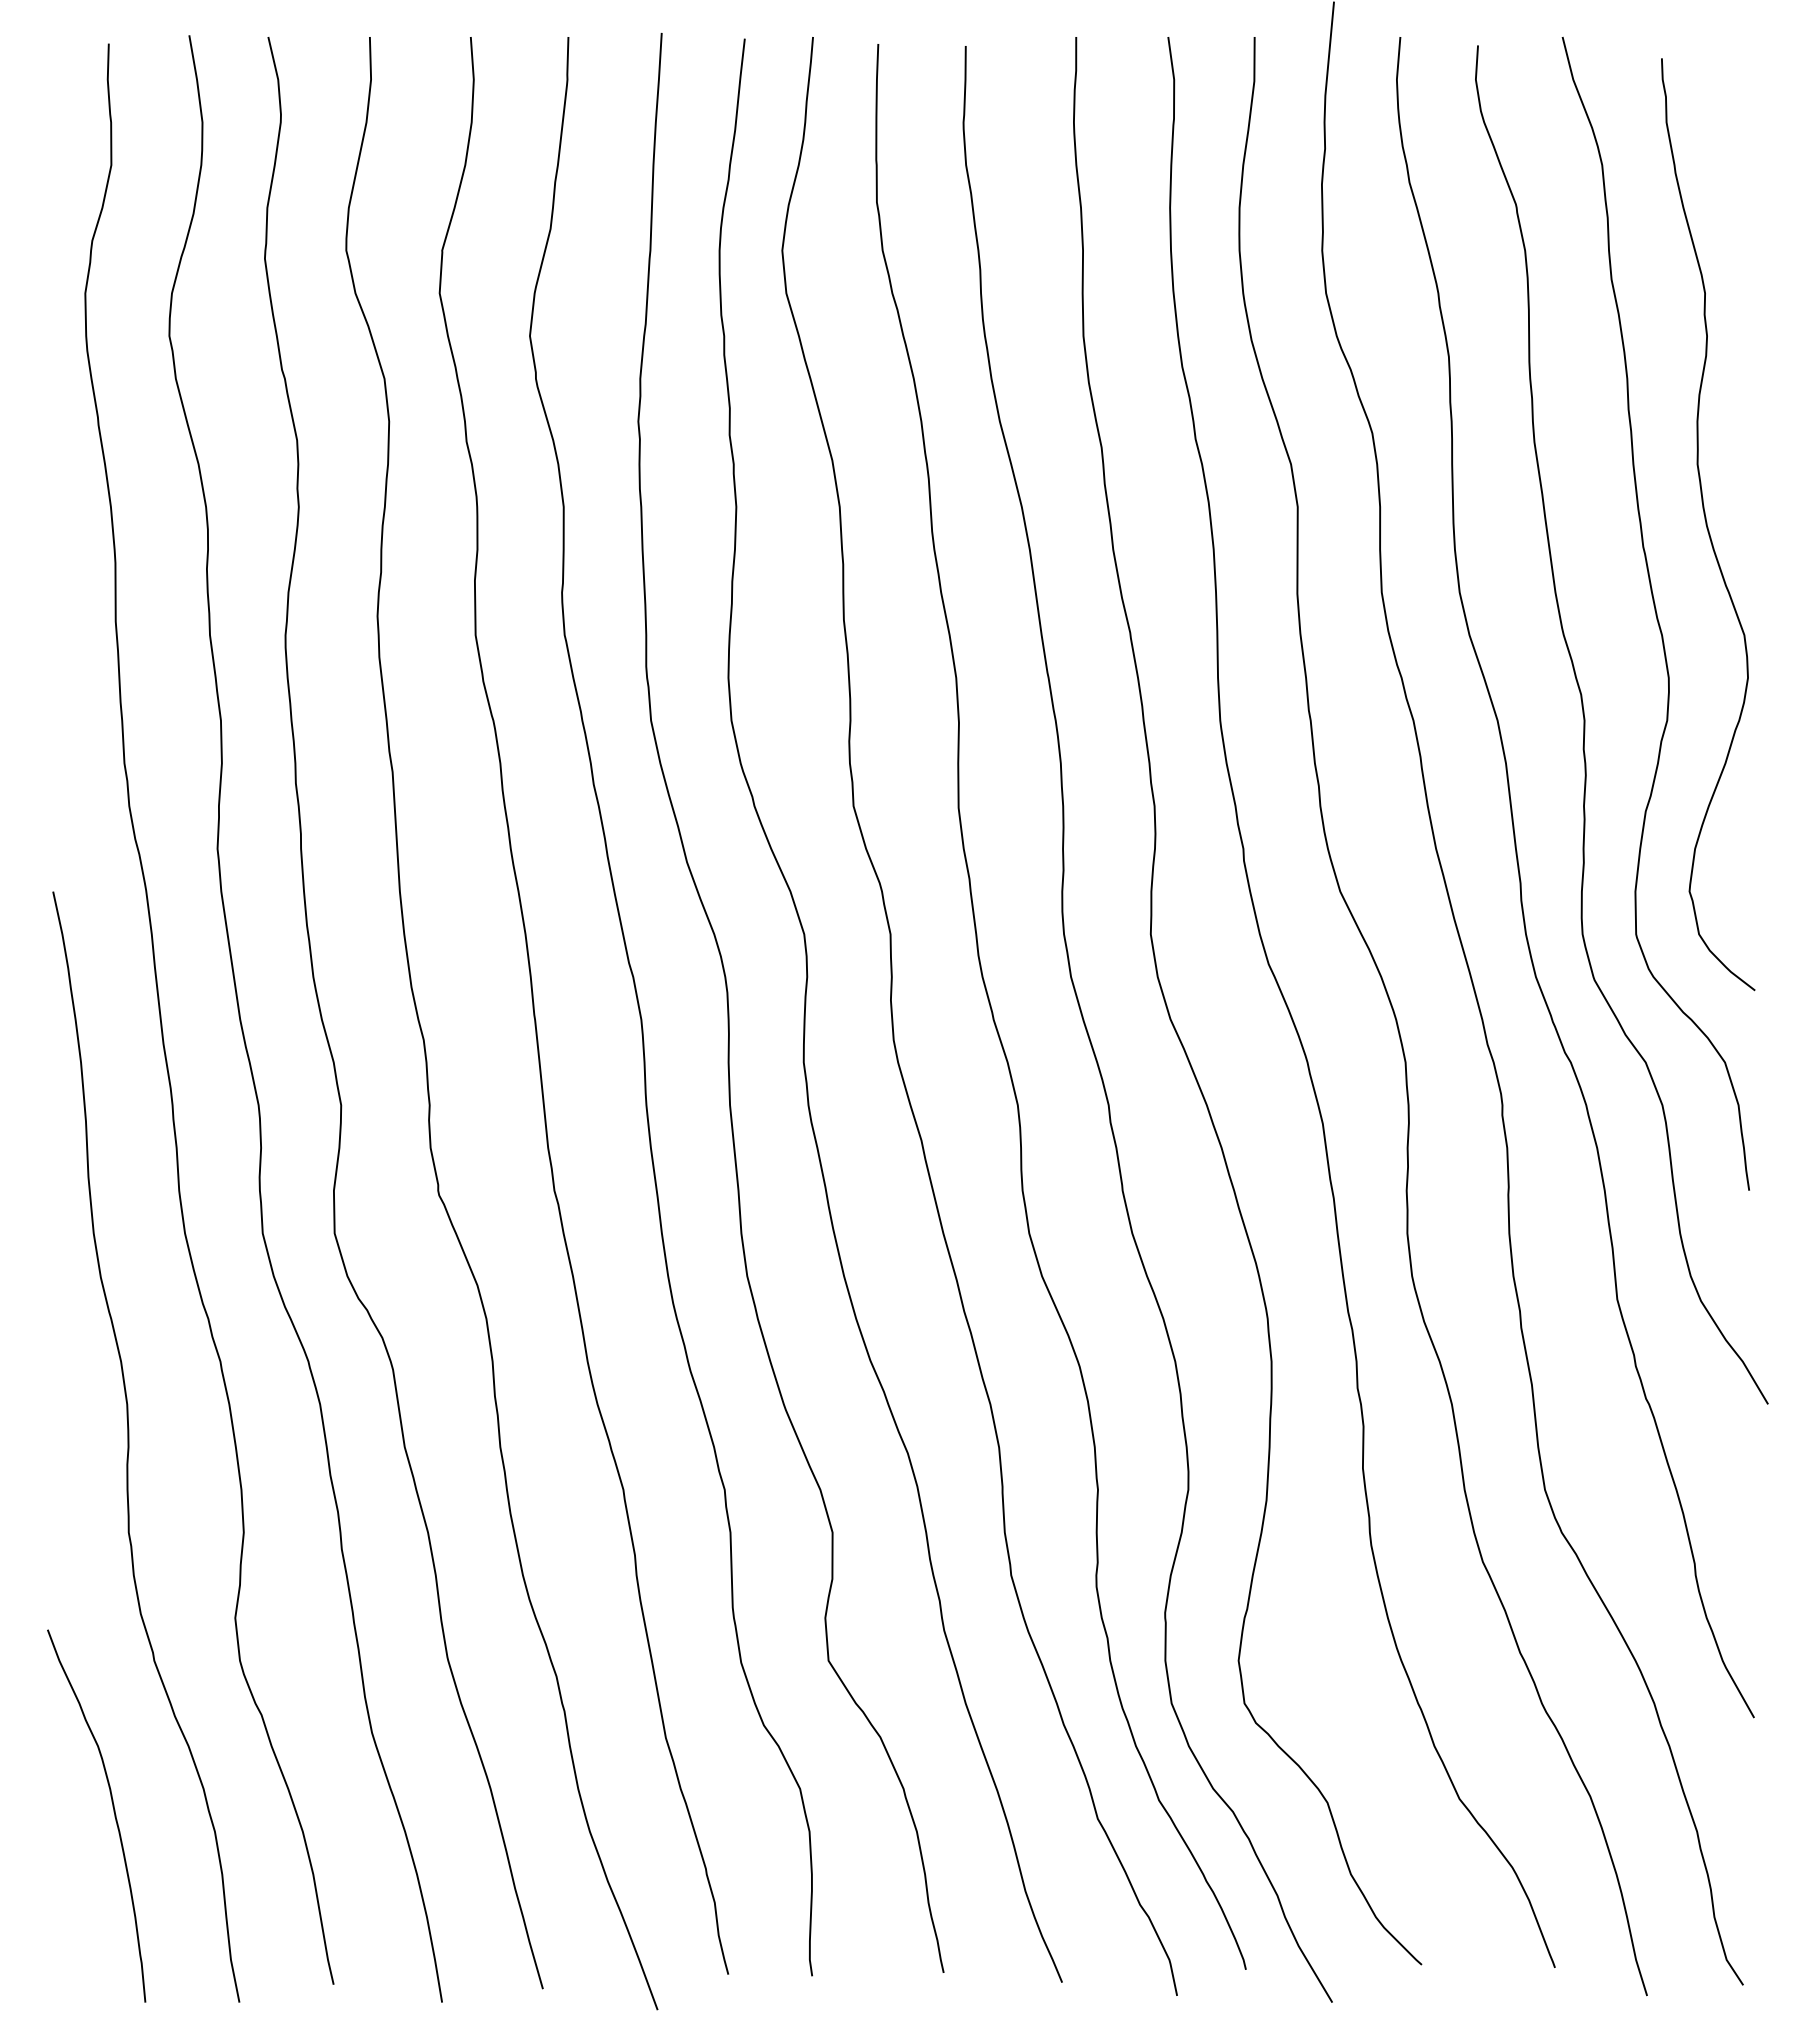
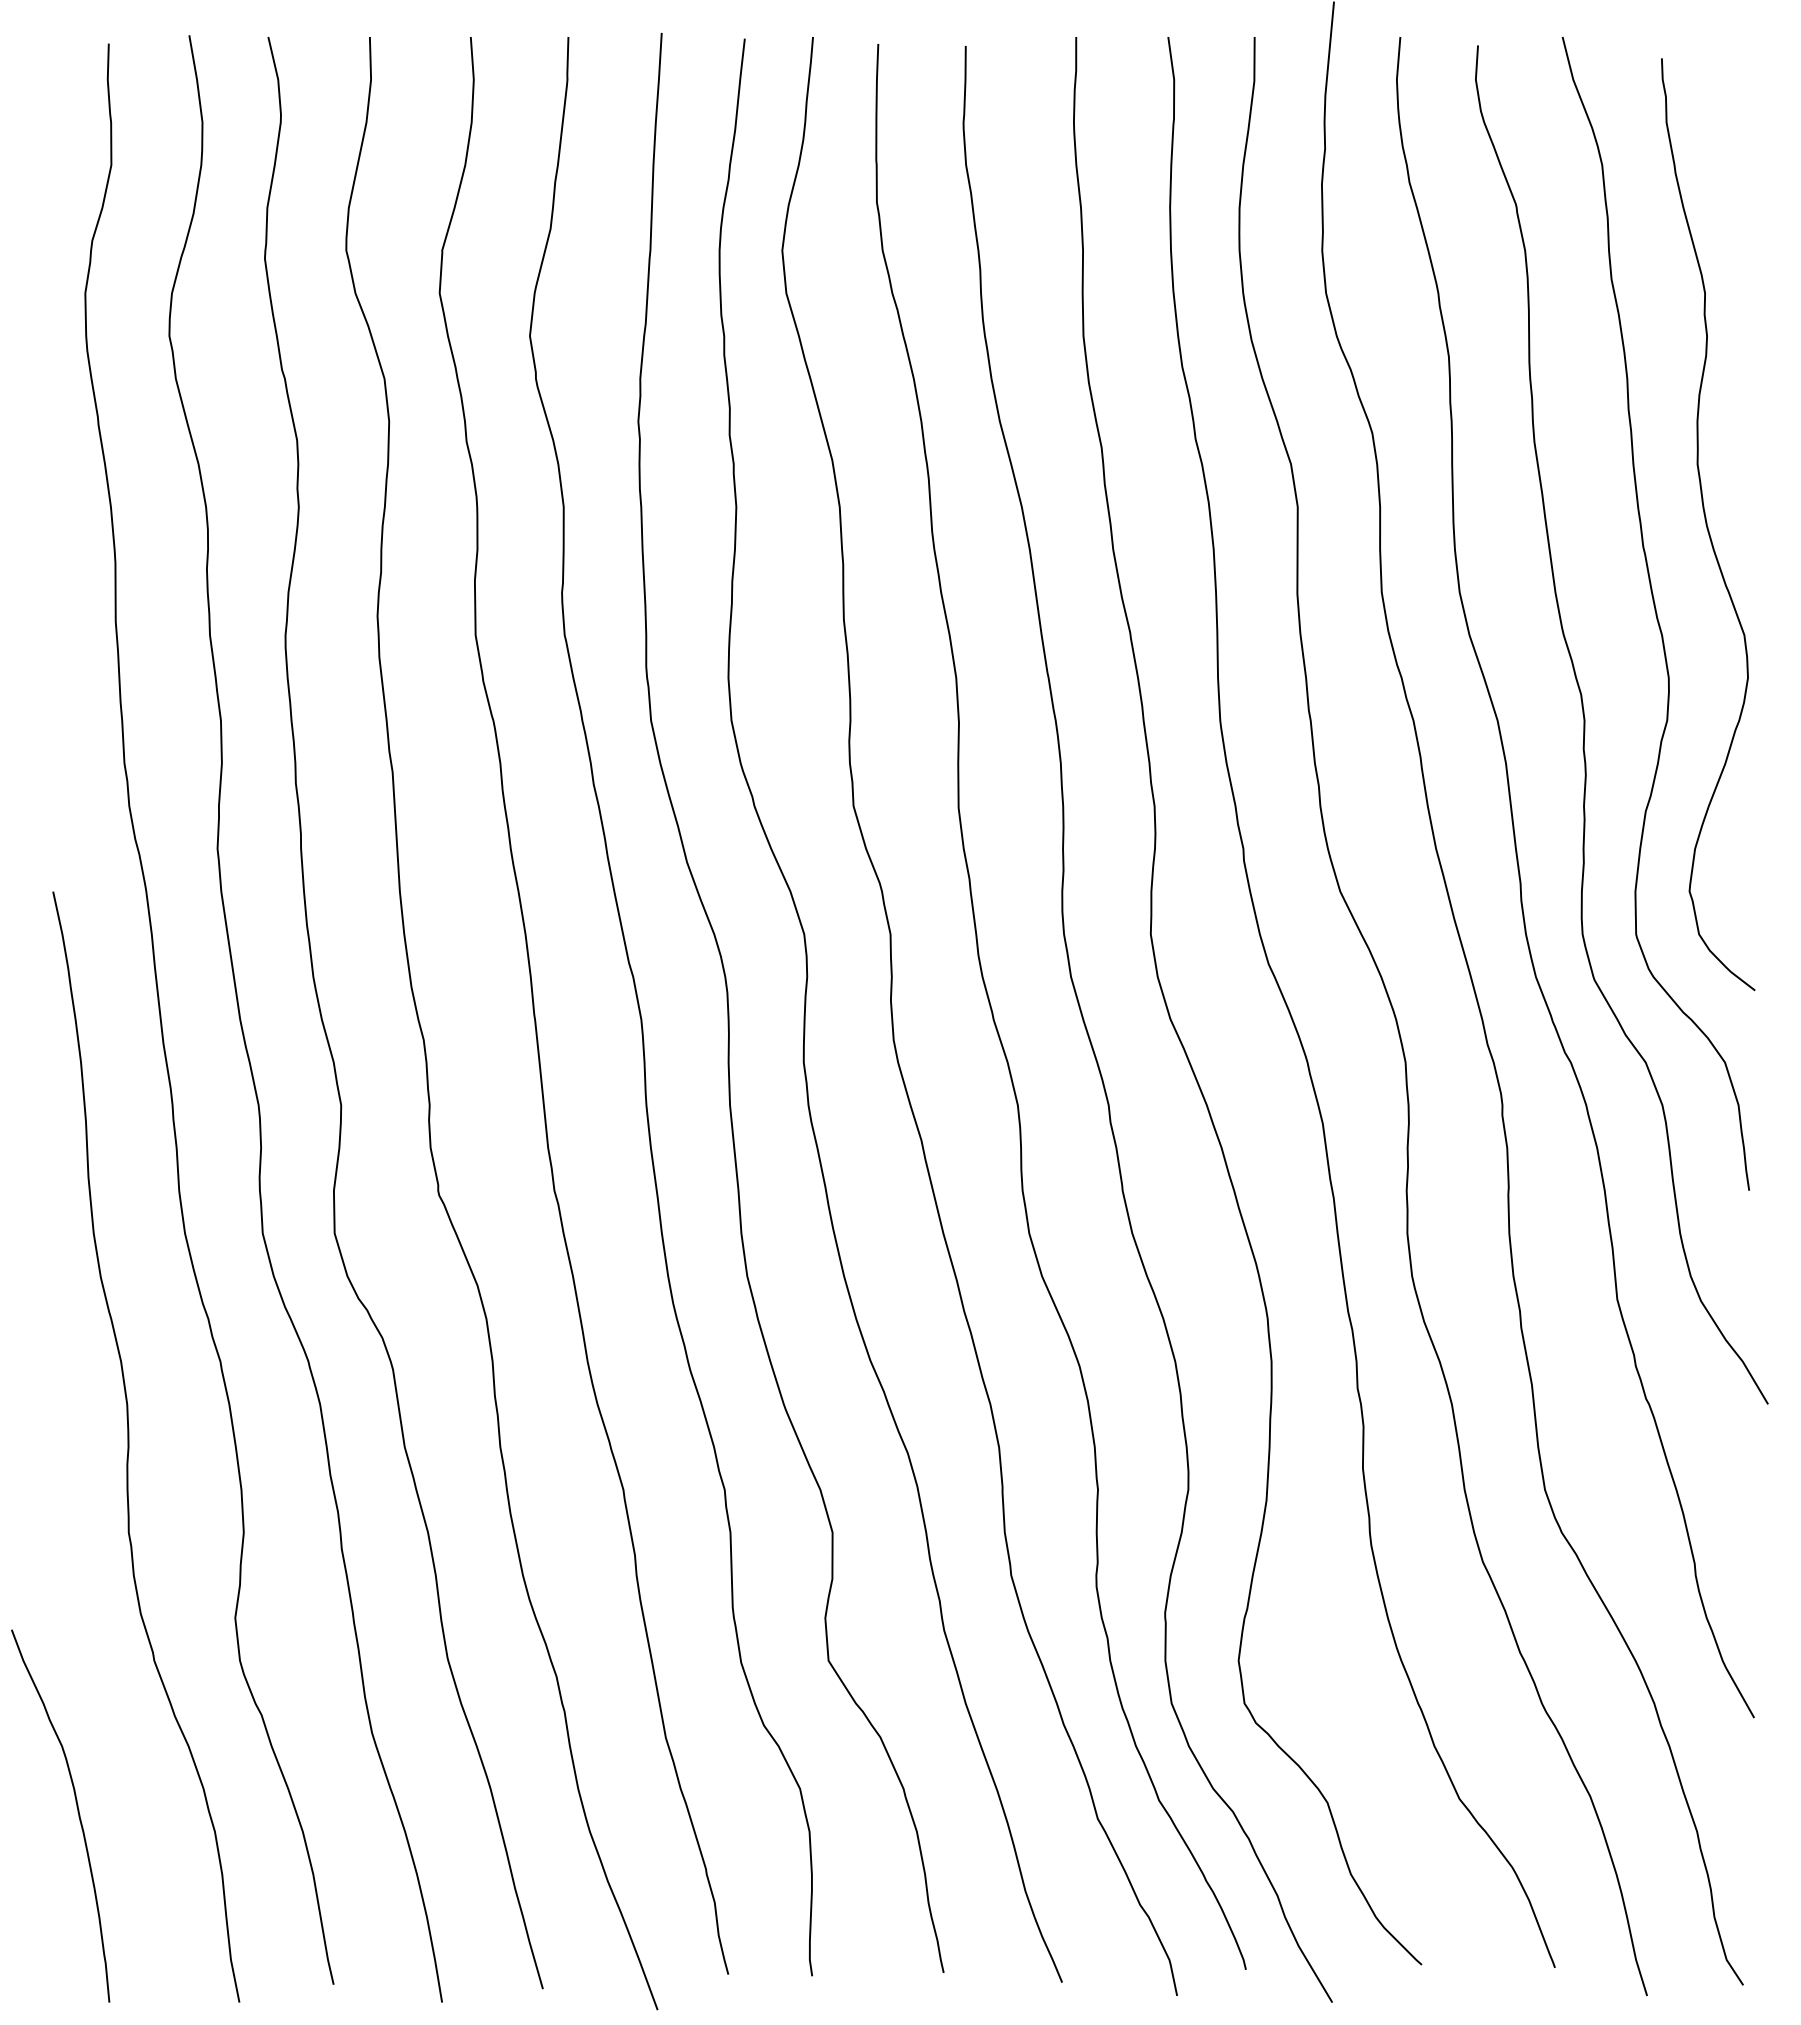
curve position: (113, 1812) -> (77, 1812) (77, 1812)
